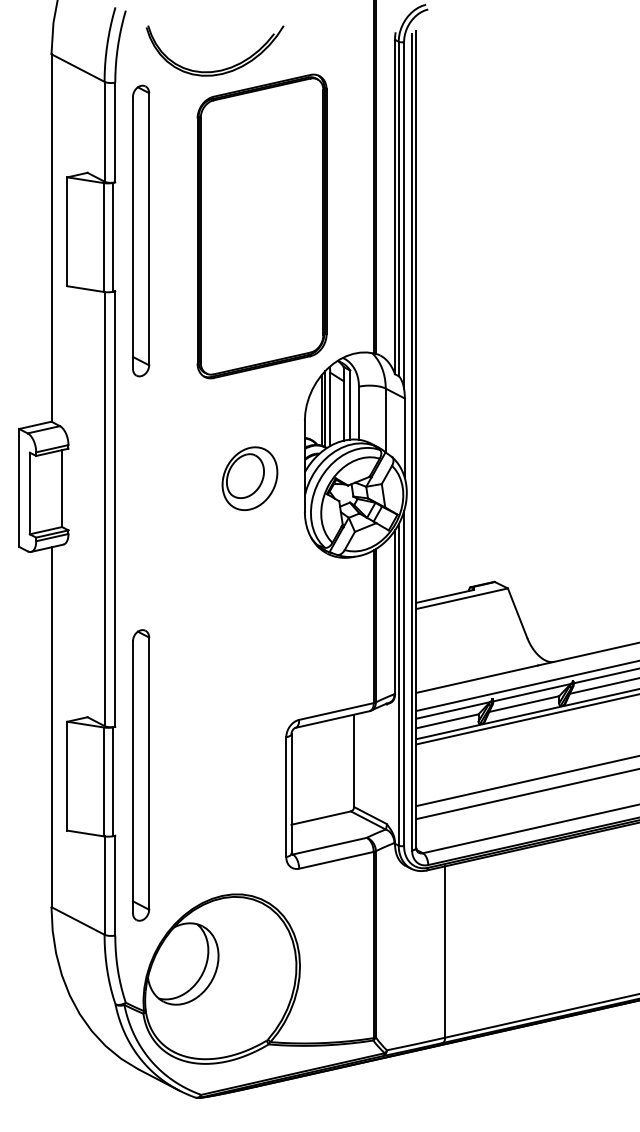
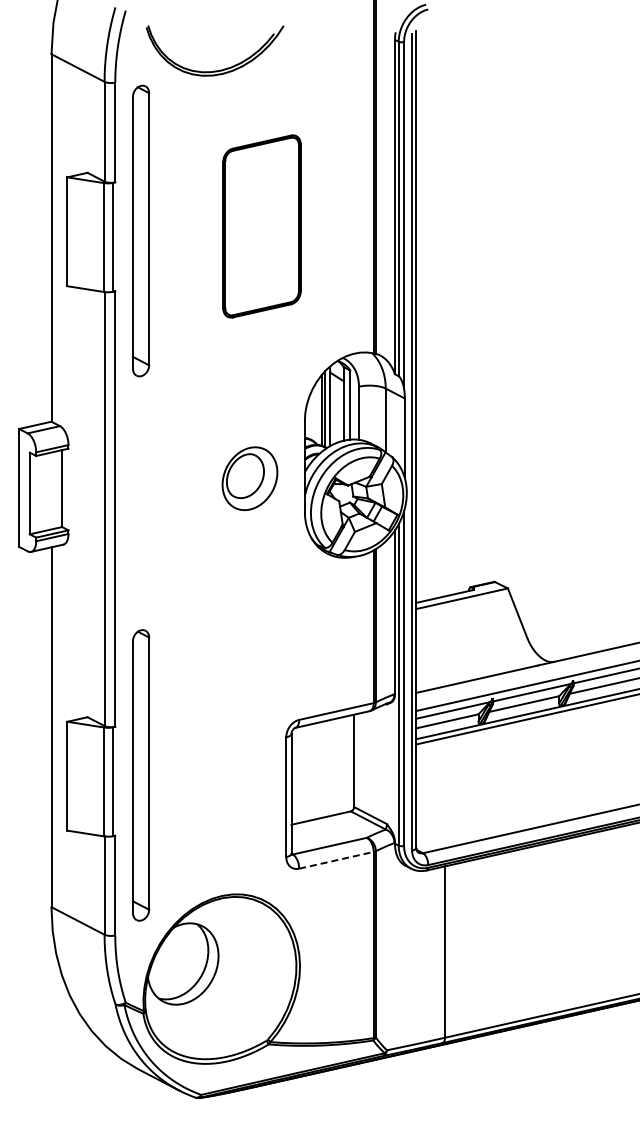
part size: 132x307 px -> 80x185 px (261, 226)
line: present -> none (526, 781)
line: present -> none (526, 794)
line: solid -> dashed (336, 860)
